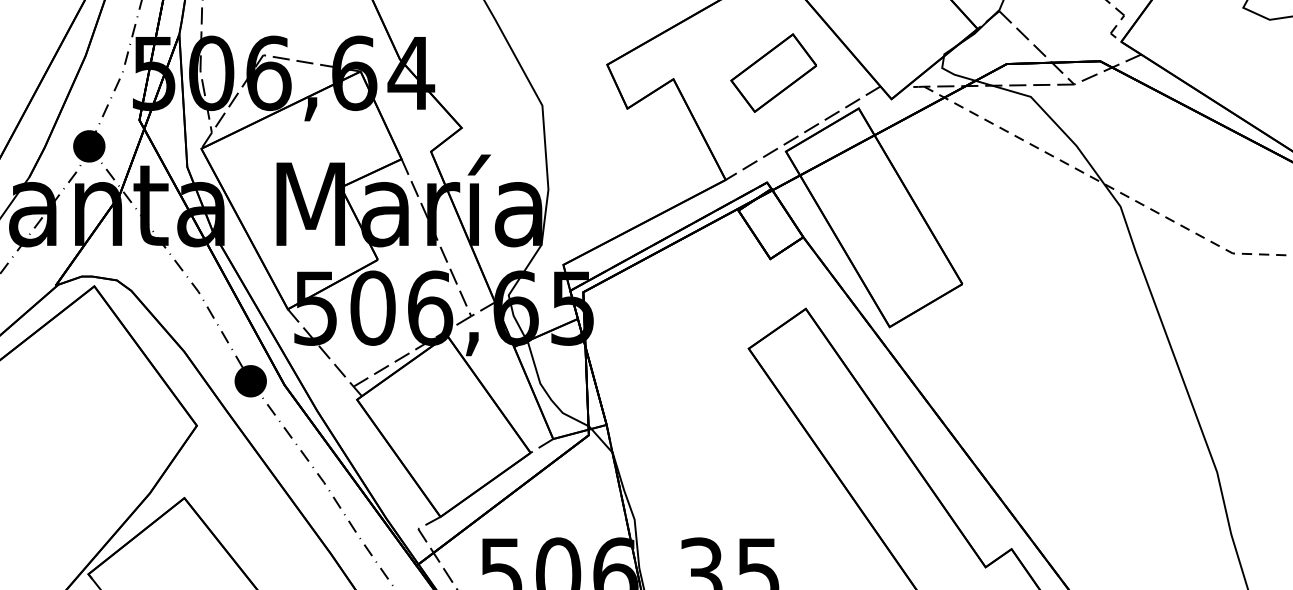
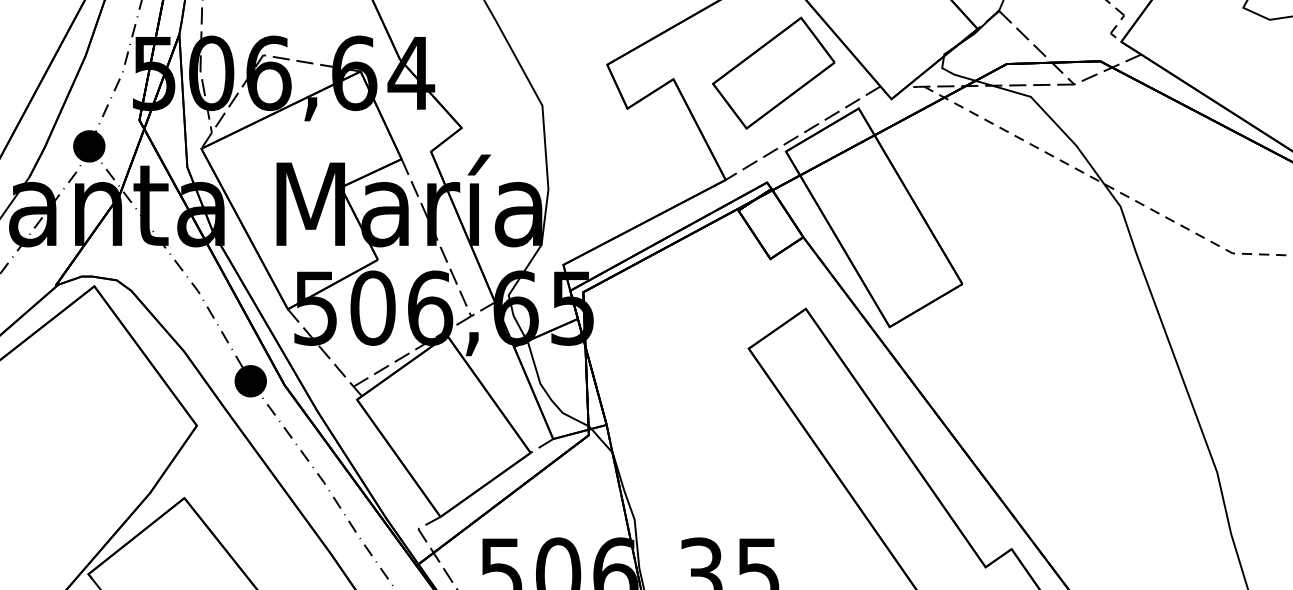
part size: 87x80 px -> 124x114 px (773, 72)
